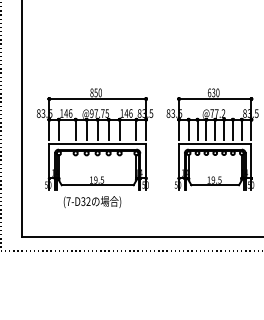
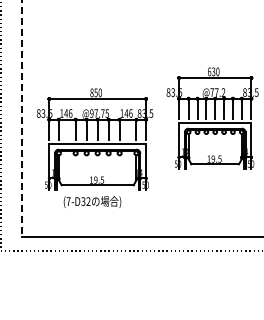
line: solid -> dashed (22, 118)
part position: (212, 139) -> (212, 118) (212, 118)
